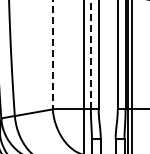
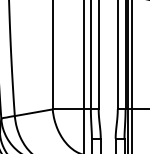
line: dashed -> solid (90, 54)
line: dashed -> solid (52, 55)
